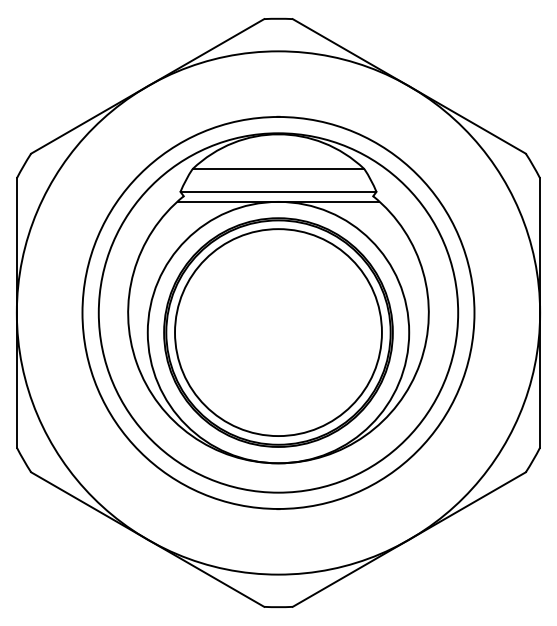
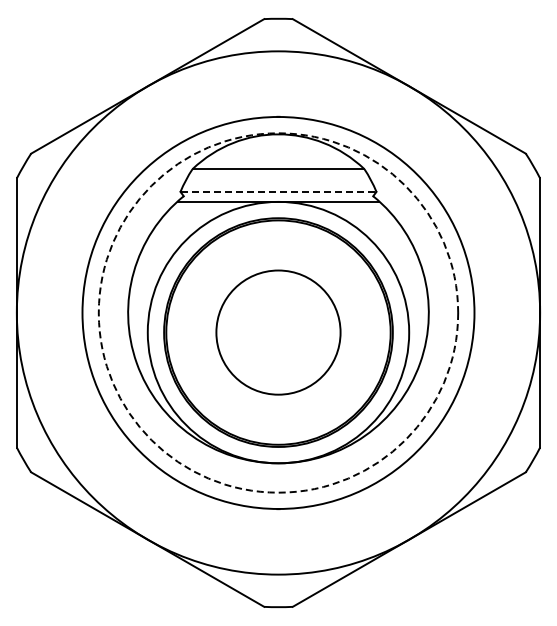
line: solid -> dashed (278, 191)
circle: solid -> dashed (278, 312)
circle diameter: 207 px -> 124 px (278, 332)
